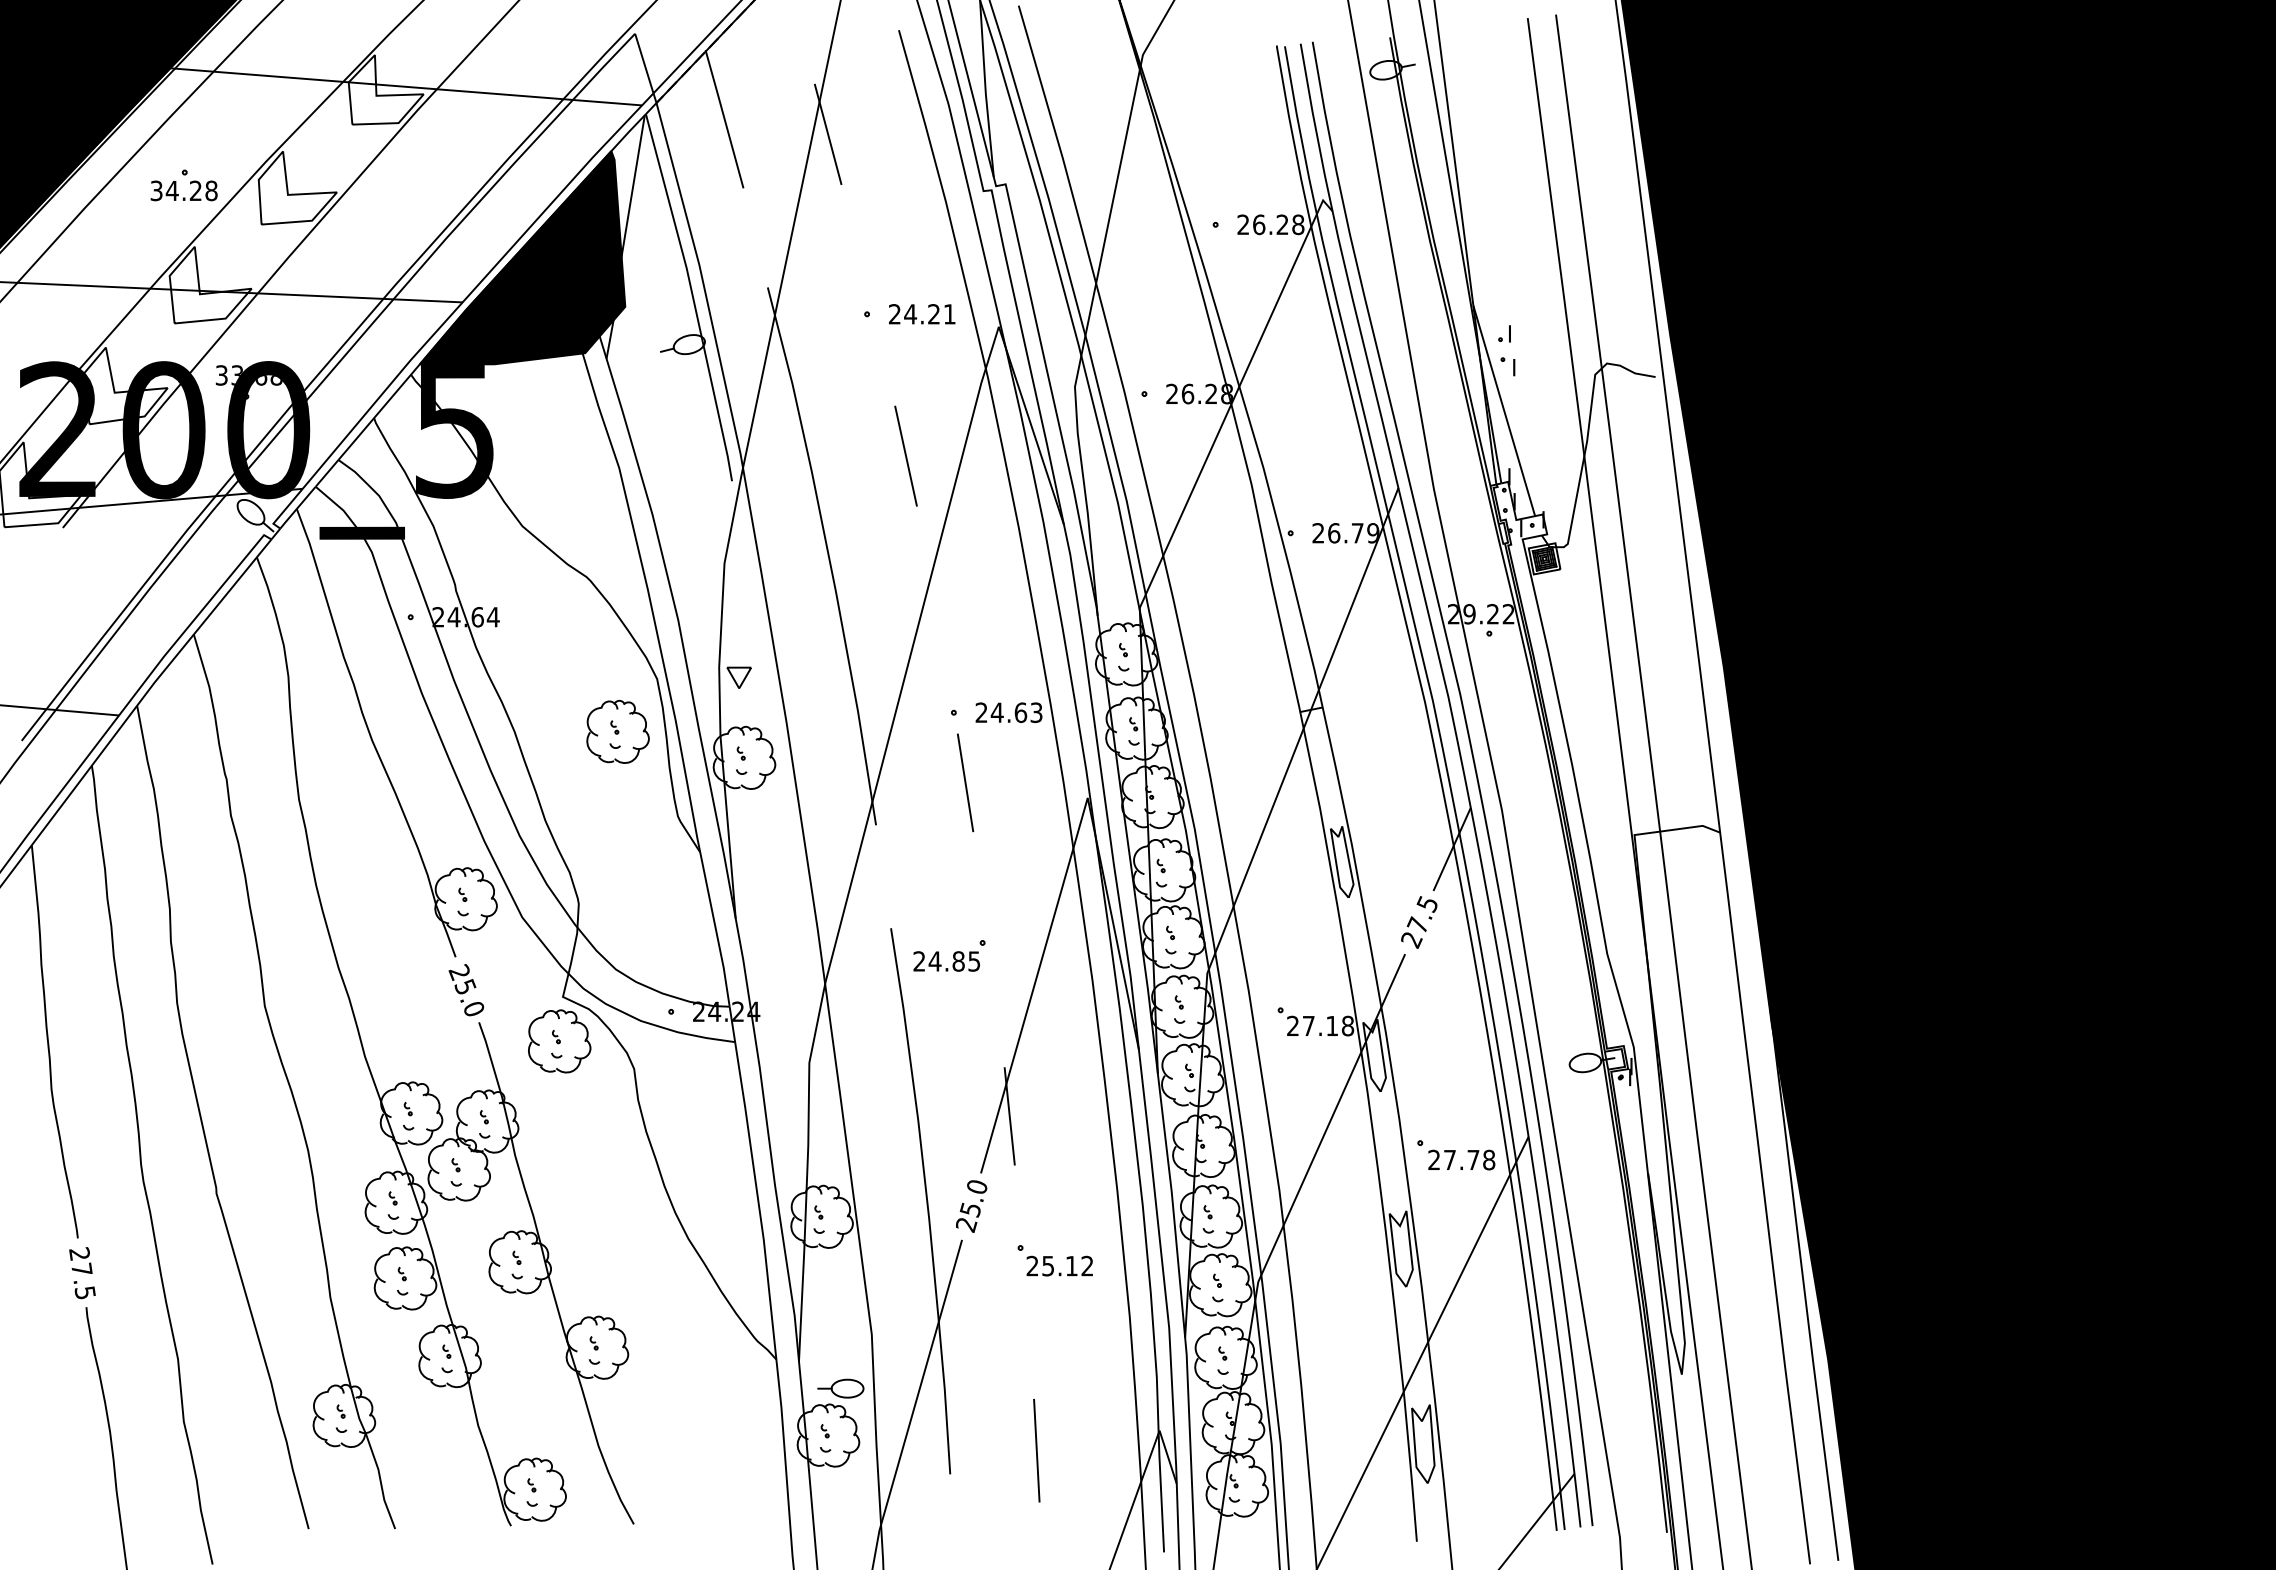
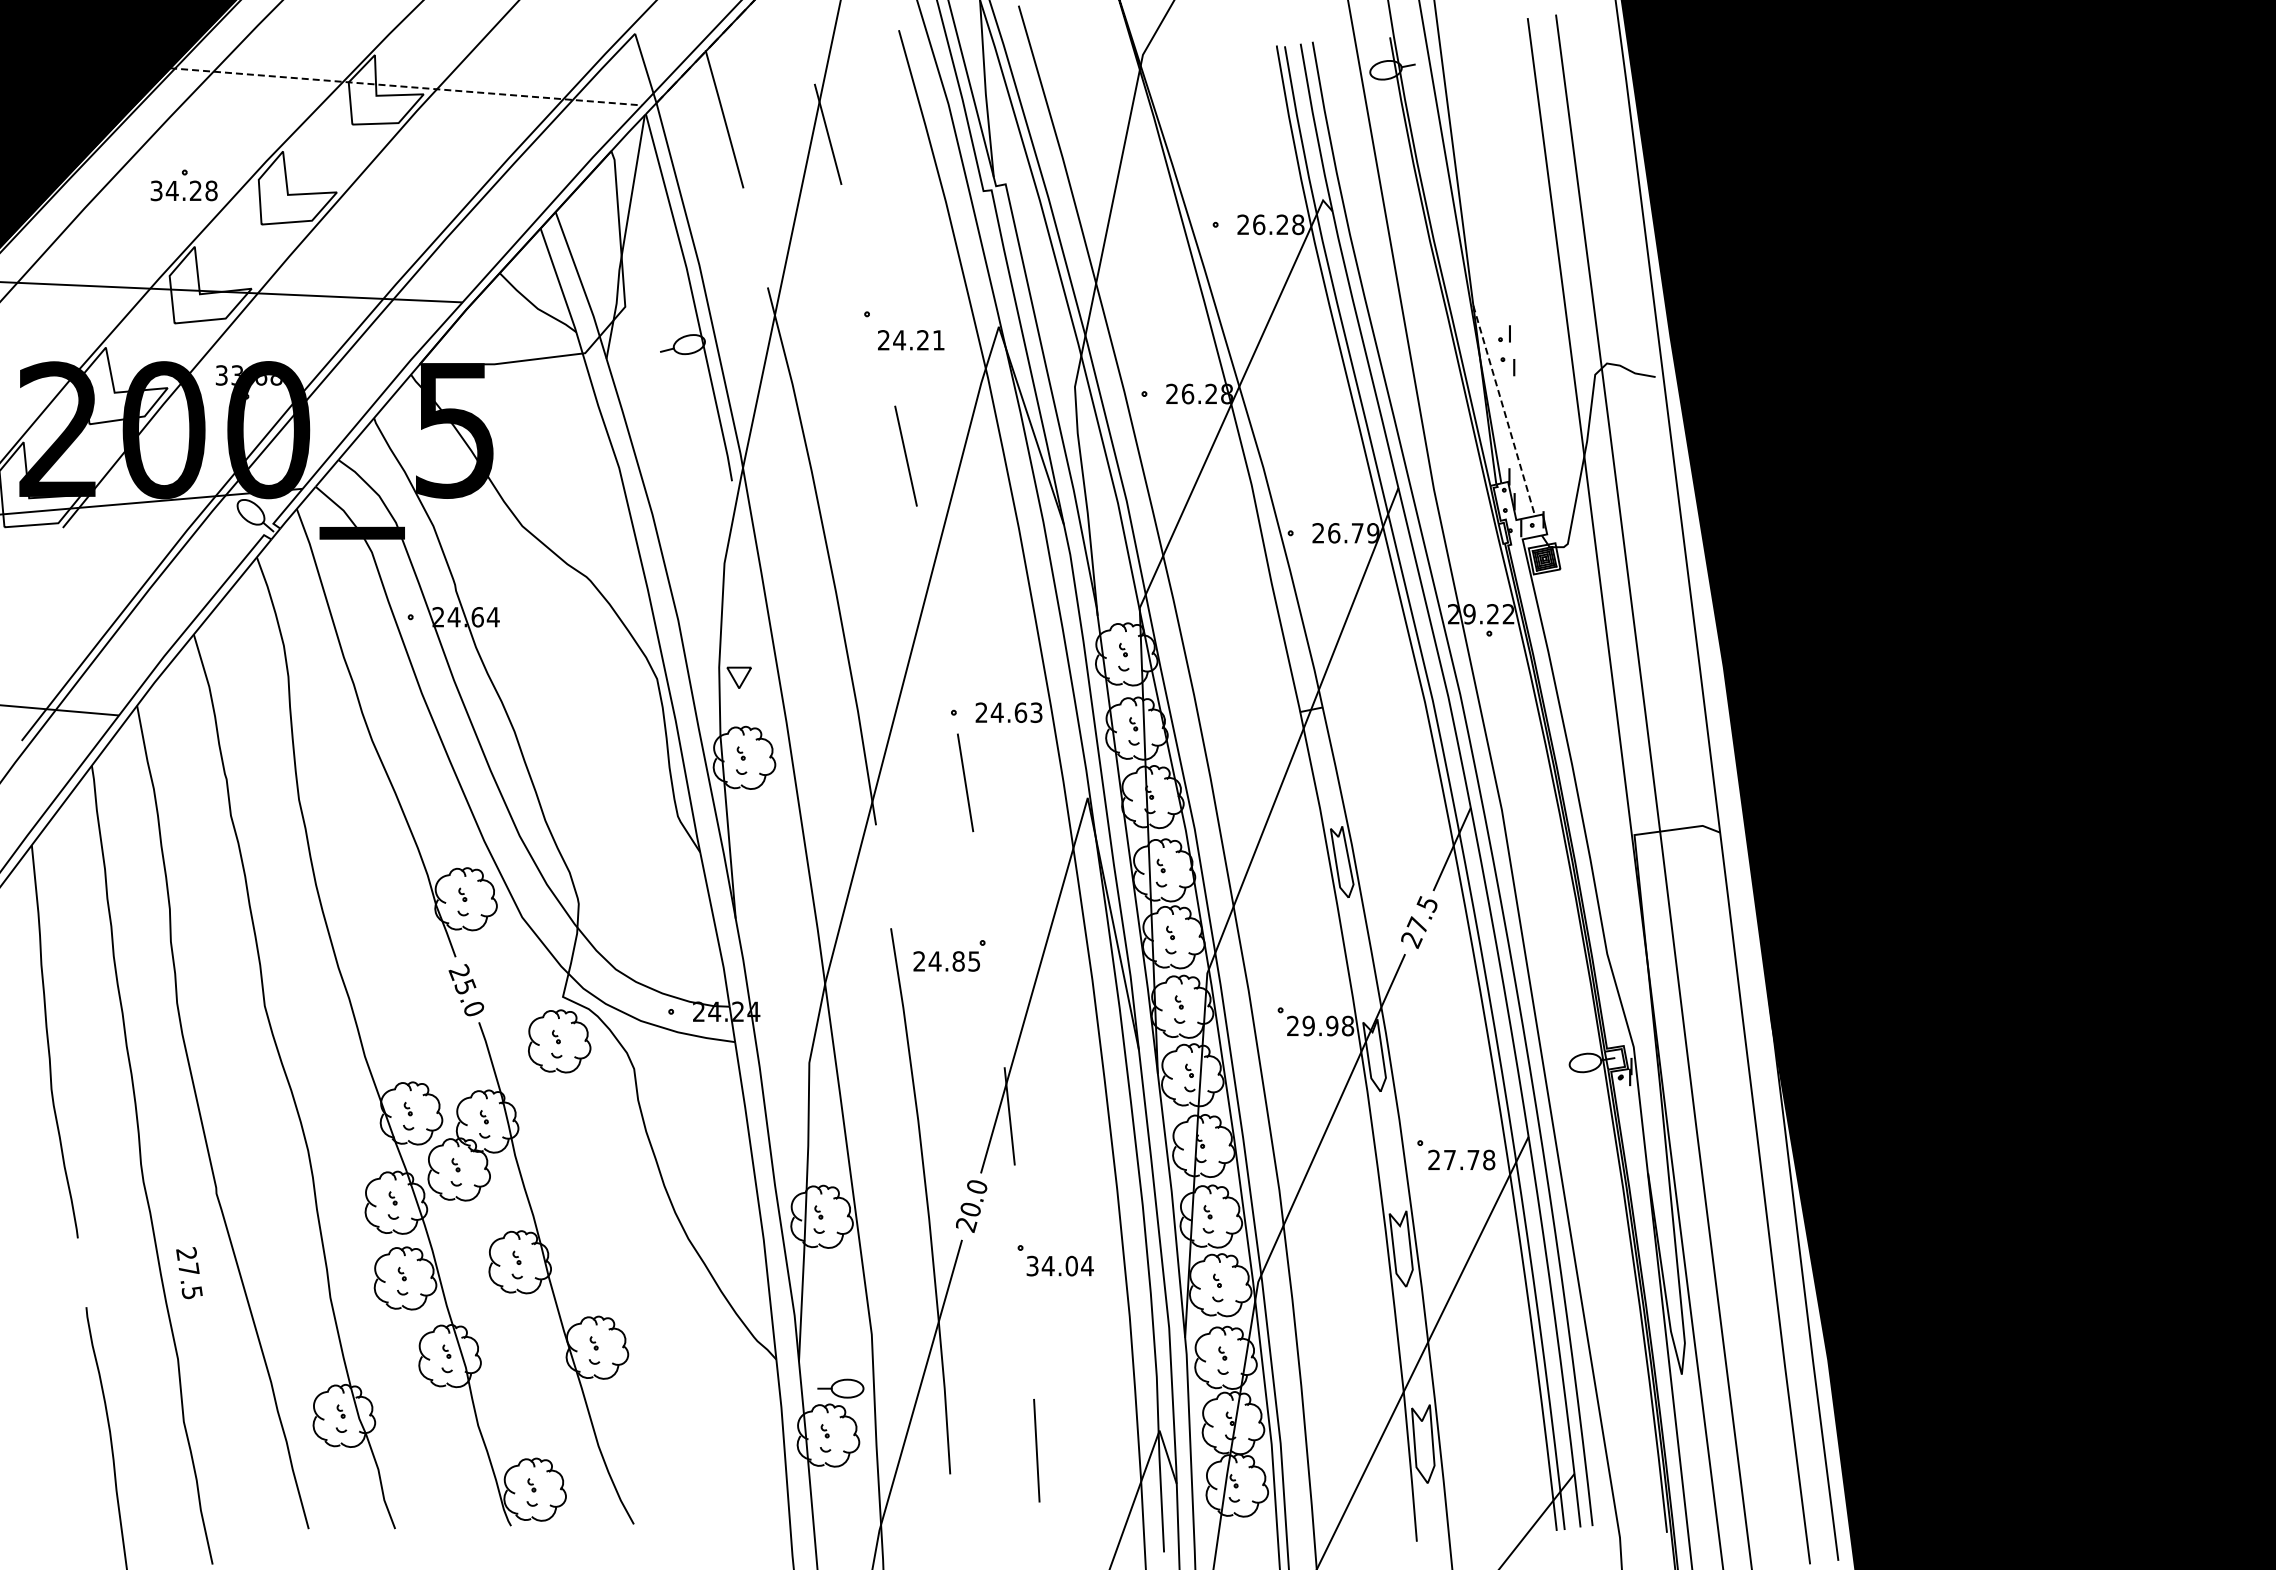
line: solid -> dashed (406, 86)
fill: present -> none (522, 257)
text position: (922, 314) -> (911, 340) (911, 340)
line: solid -> dashed (1504, 410)
part: present -> none (617, 731)
text: 27.18 -> 29.98 (1320, 1025)
text: 25.0 -> 20.0 (969, 1209)
text: 25.12 -> 34.04 (1059, 1265)
text position: (82, 1273) -> (189, 1273) (189, 1273)
